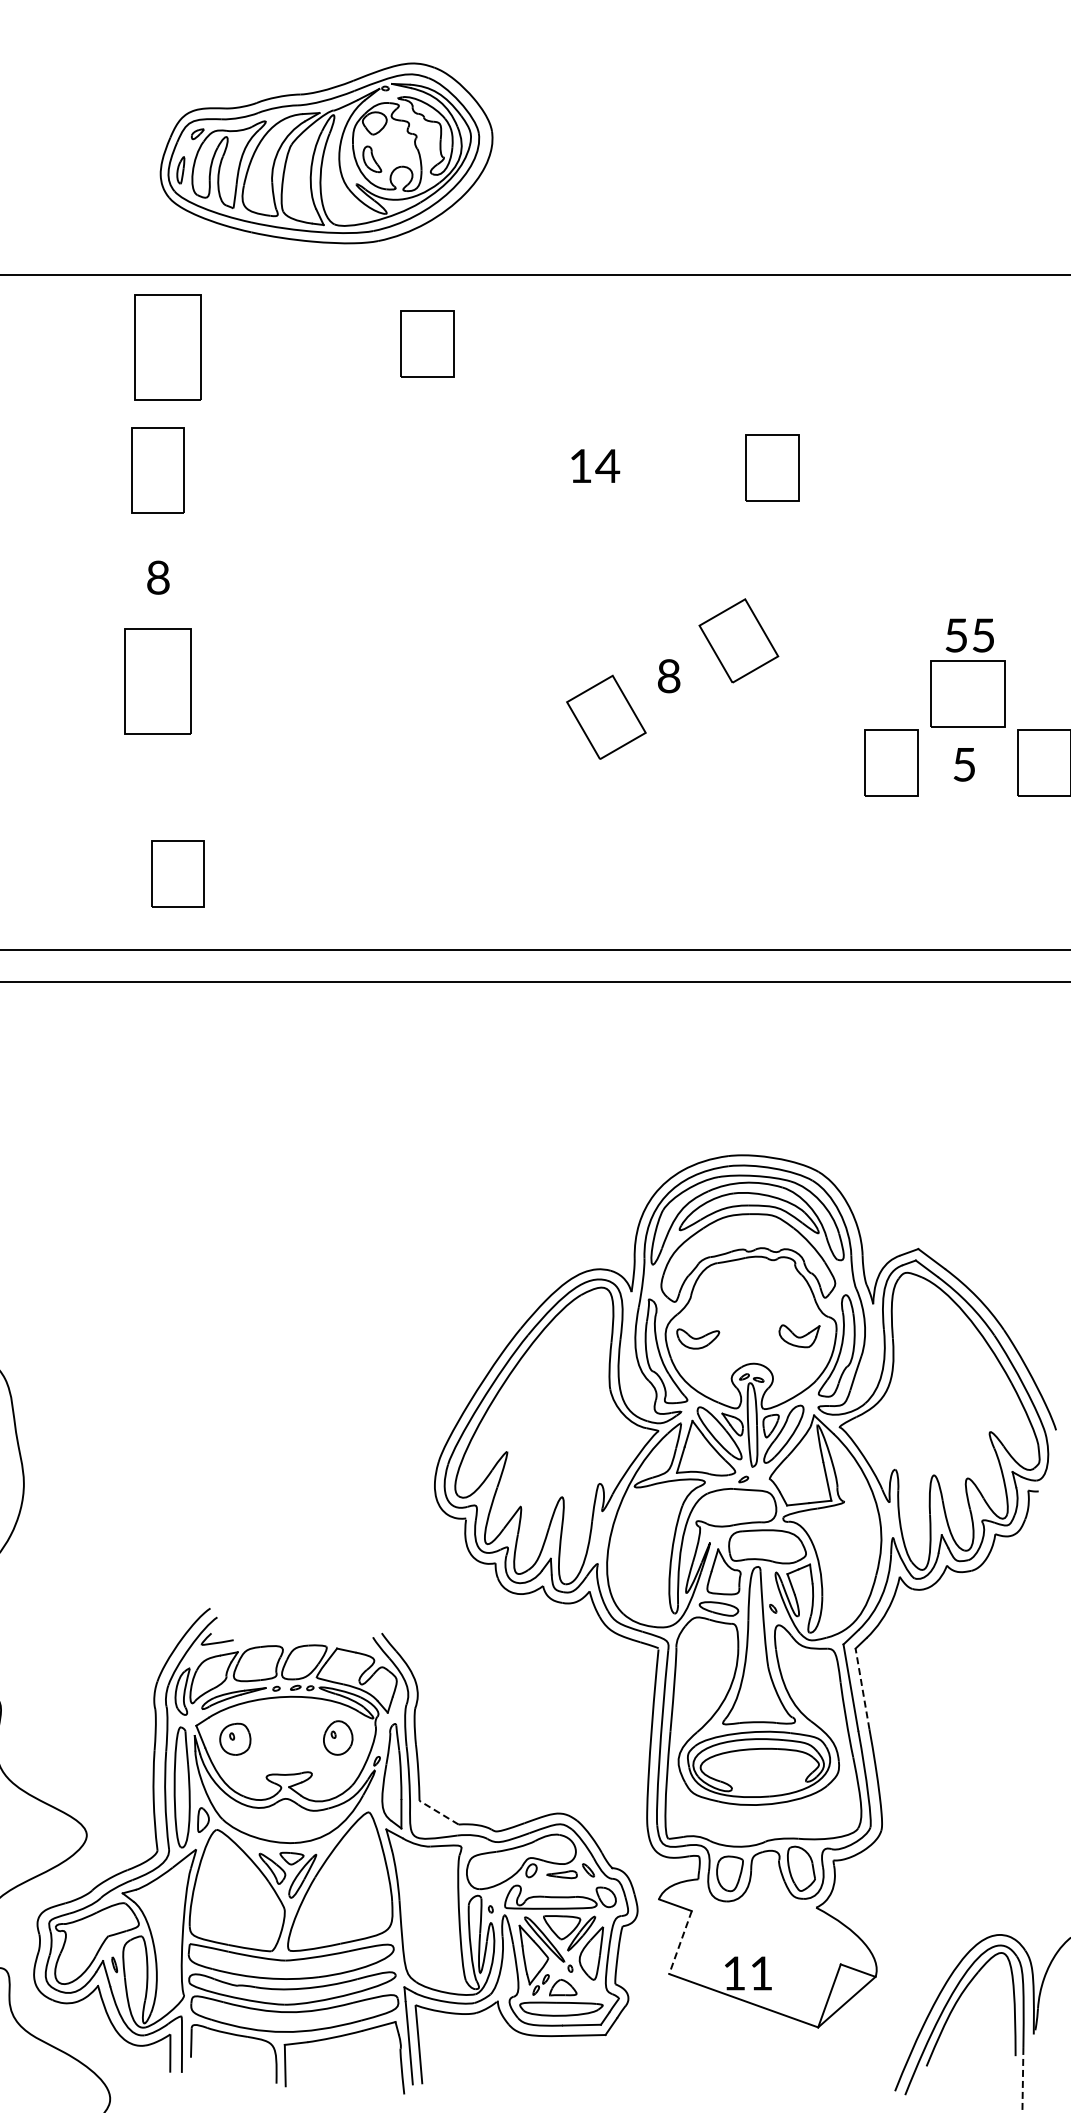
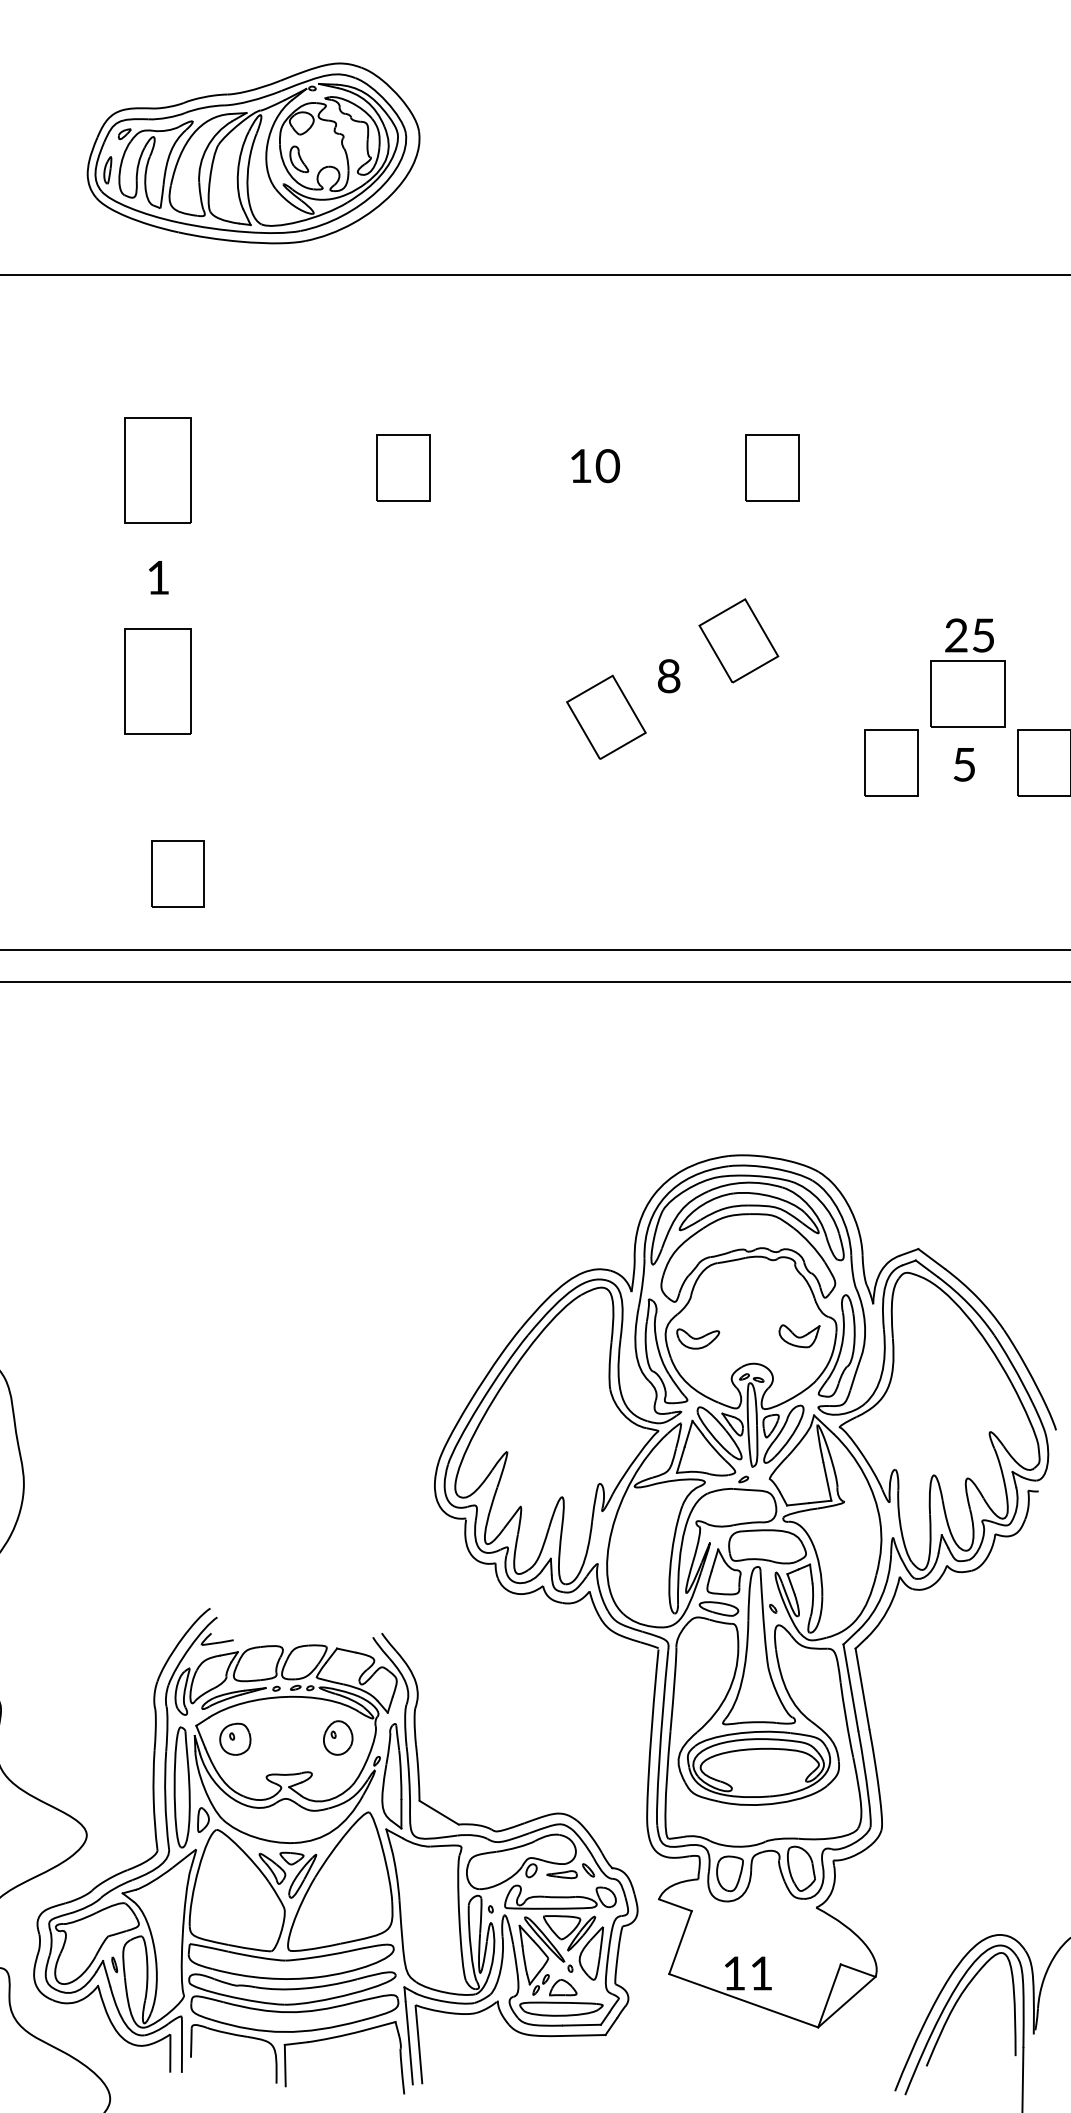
part position: (326, 153) -> (253, 153) (253, 153)
part position: (427, 343) -> (403, 467) (403, 467)
part: present -> none (167, 347)
text: 14 -> 10 (607, 466)
part size: 54x87 px -> 68x107 px (157, 470)
text: 8 -> 1 (158, 577)
text: 55 -> 25 (956, 635)
line: dashed -> solid (862, 1688)
line: dashed -> solid (439, 1812)
line: dashed -> solid (680, 1943)
line: dashed -> solid (1022, 2080)
